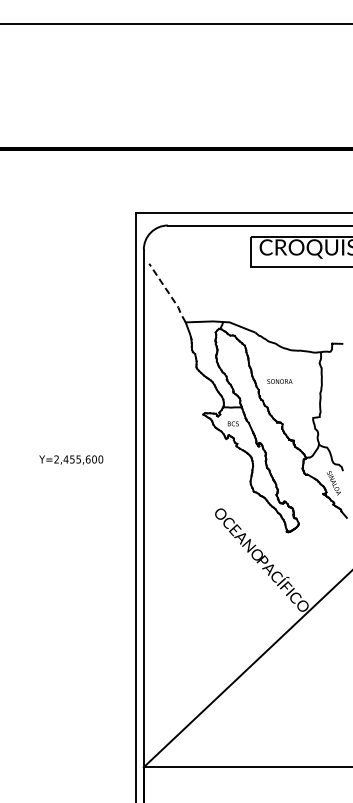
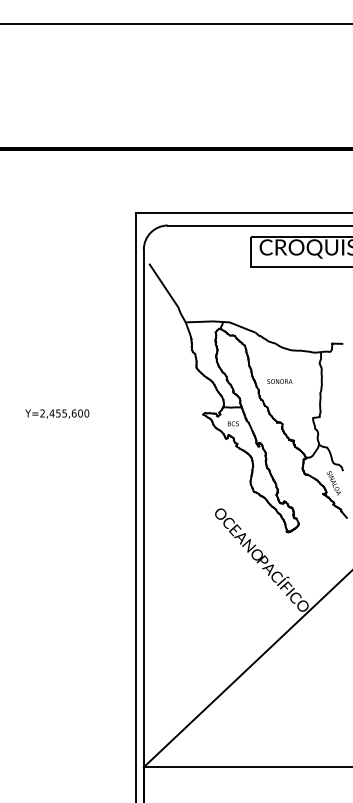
line: dashed -> solid (169, 293)
text position: (71, 459) -> (57, 413) (57, 413)
